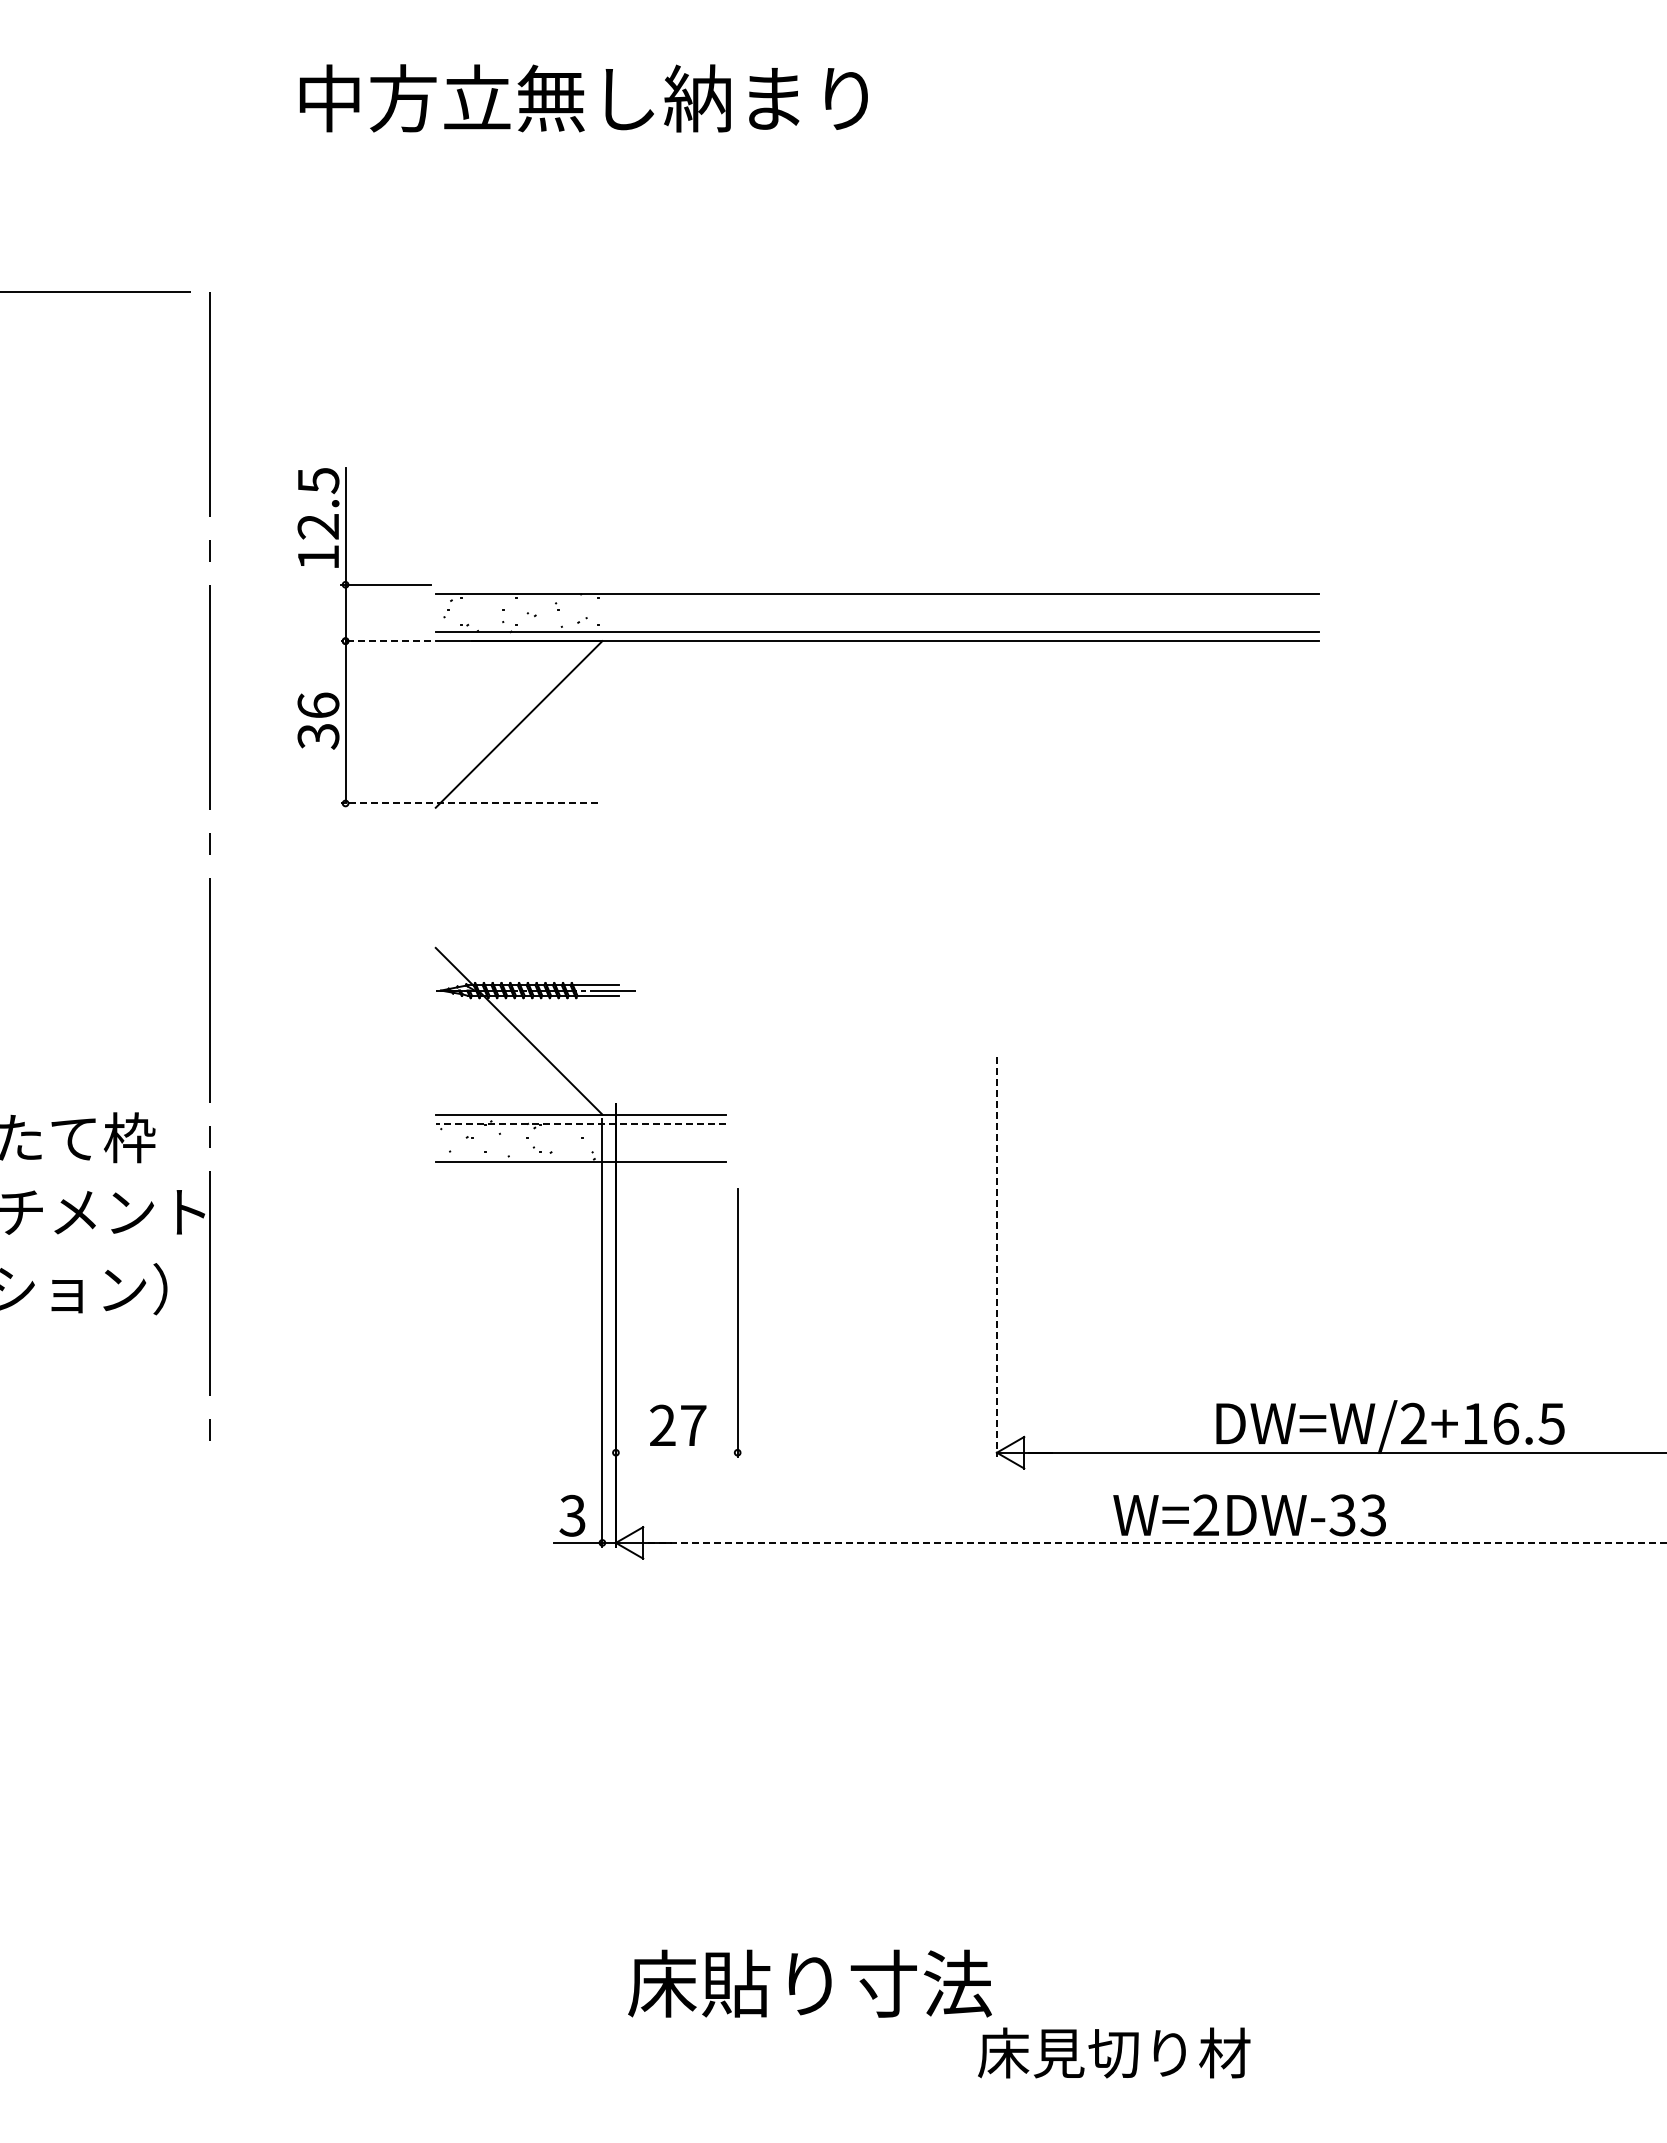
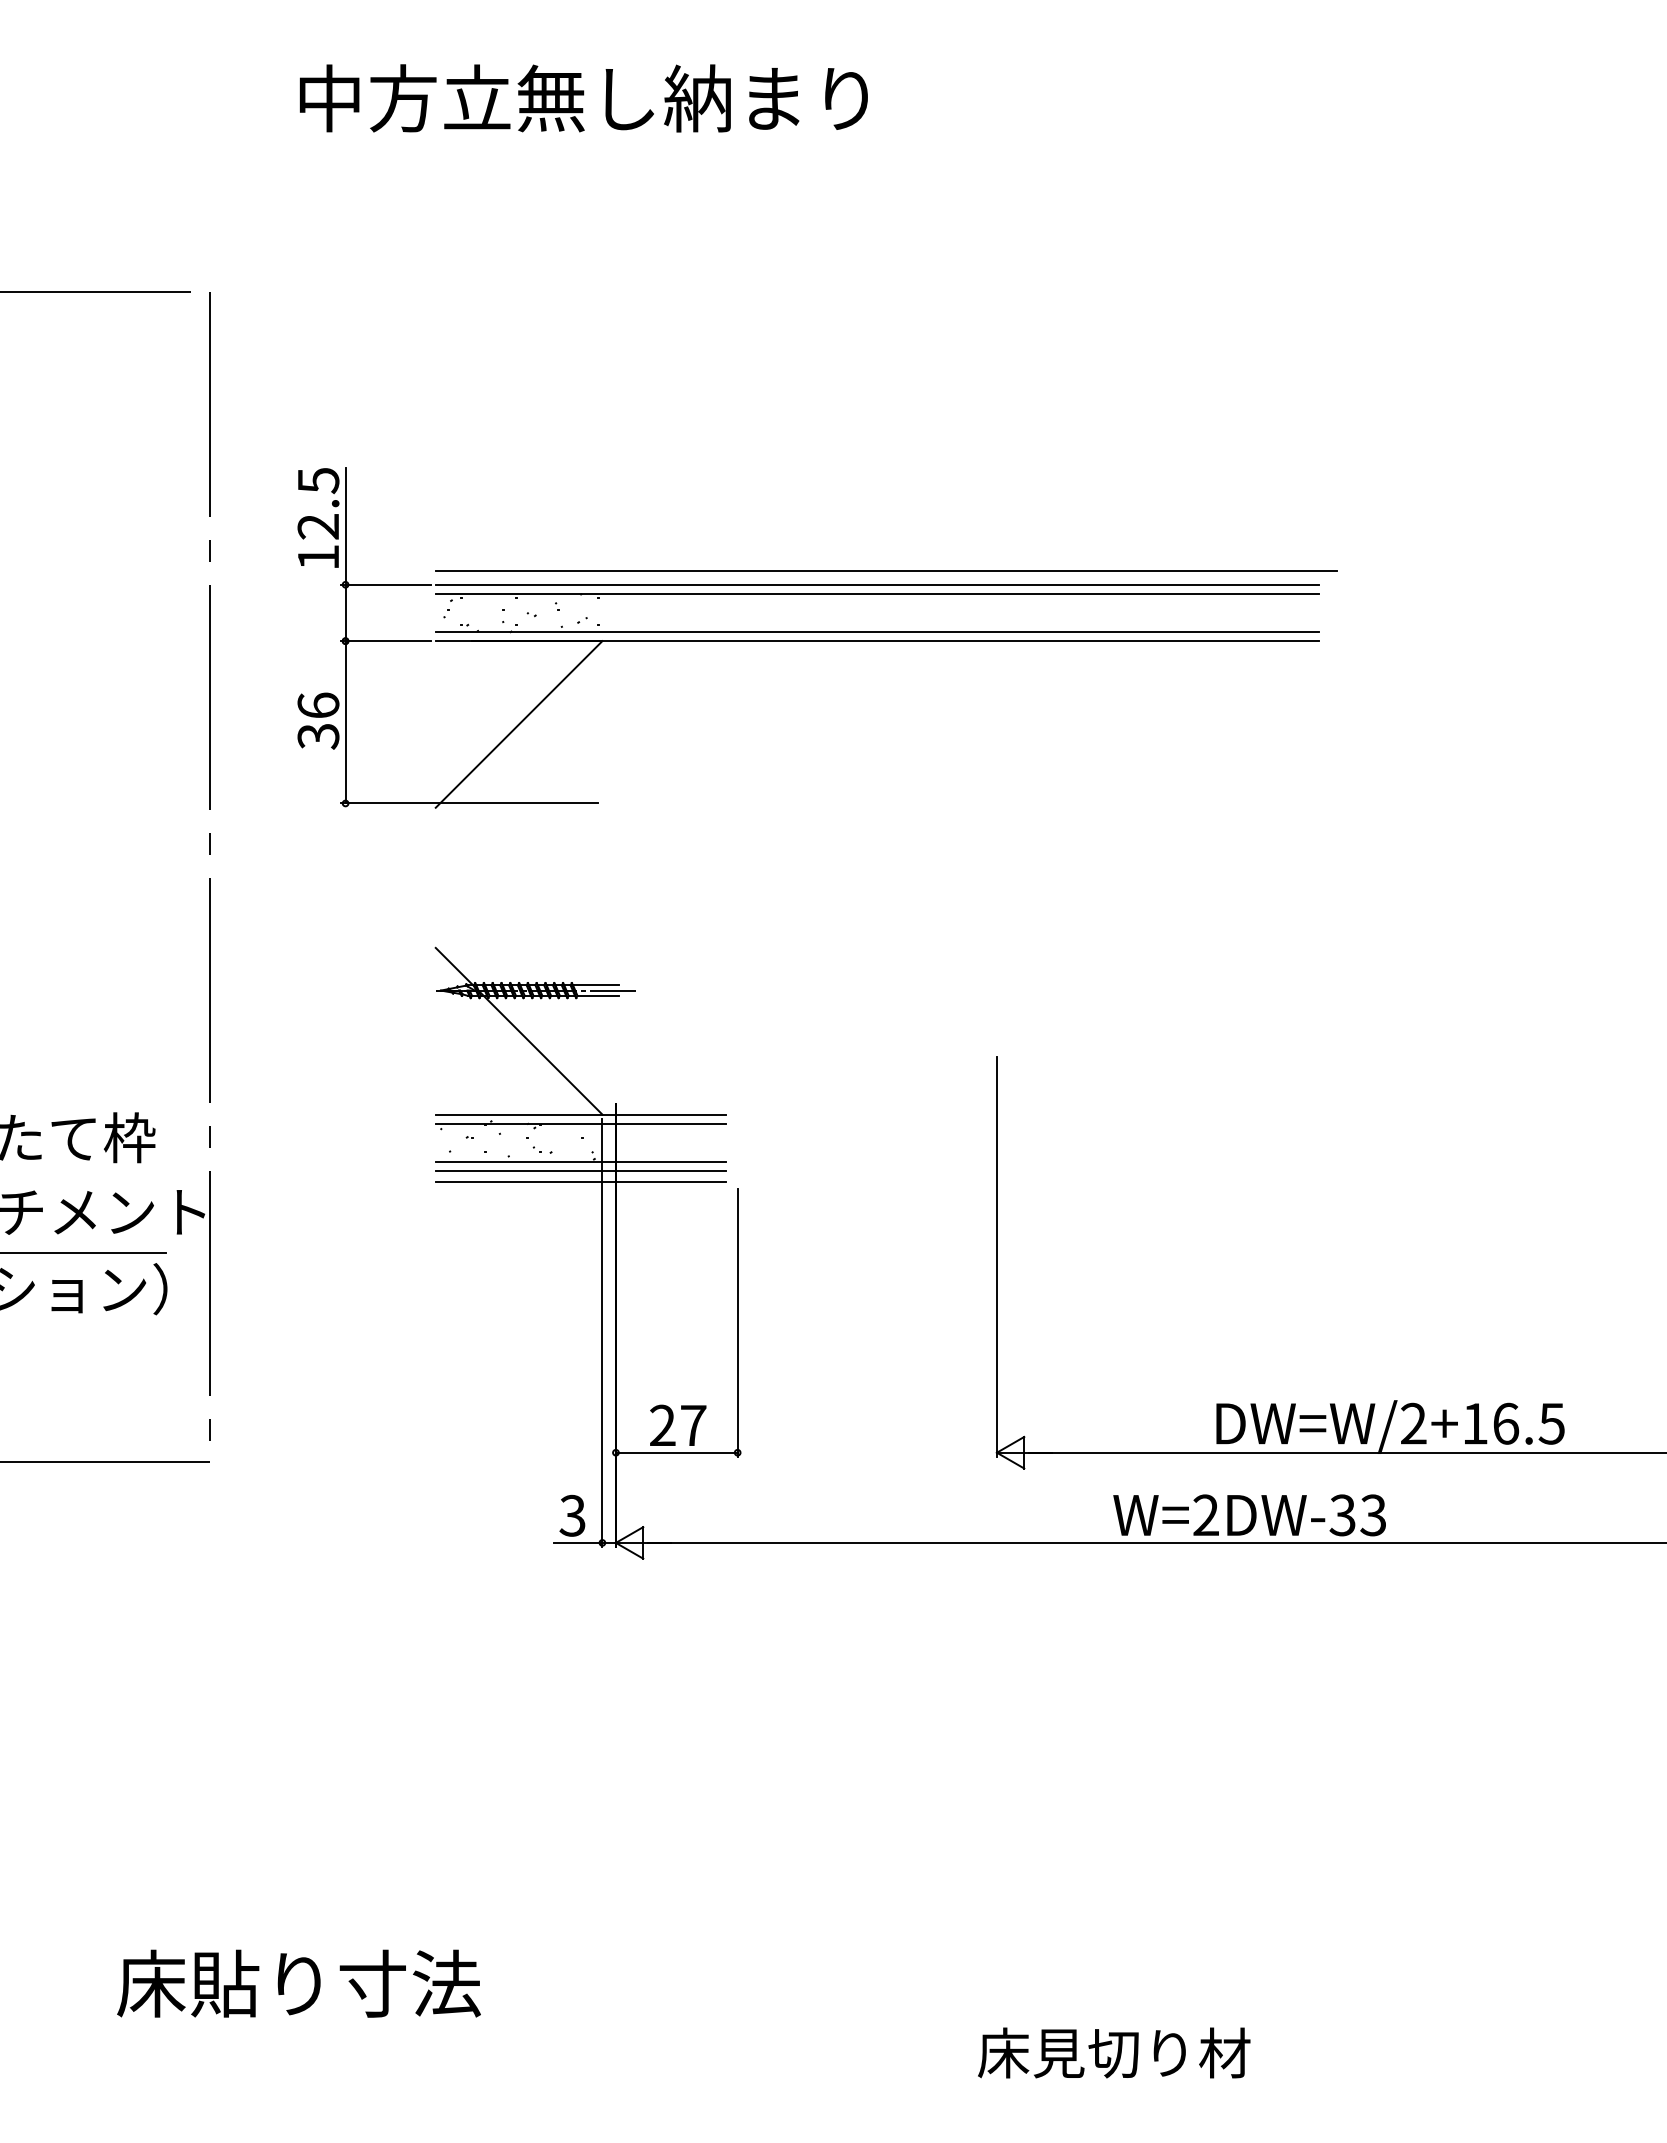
line: none -> present (885, 571)
line: none -> present (877, 584)
line: dashed -> solid (385, 641)
line: dashed -> solid (468, 803)
line: dashed -> solid (580, 1123)
line: none -> present (580, 1170)
line: none -> present (580, 1182)
line: none -> present (84, 1253)
line: dashed -> solid (996, 1257)
line: none -> present (676, 1452)
line: none -> present (106, 1461)
line: dashed -> solid (1157, 1542)
text position: (809, 1983) -> (298, 1983) (298, 1983)
